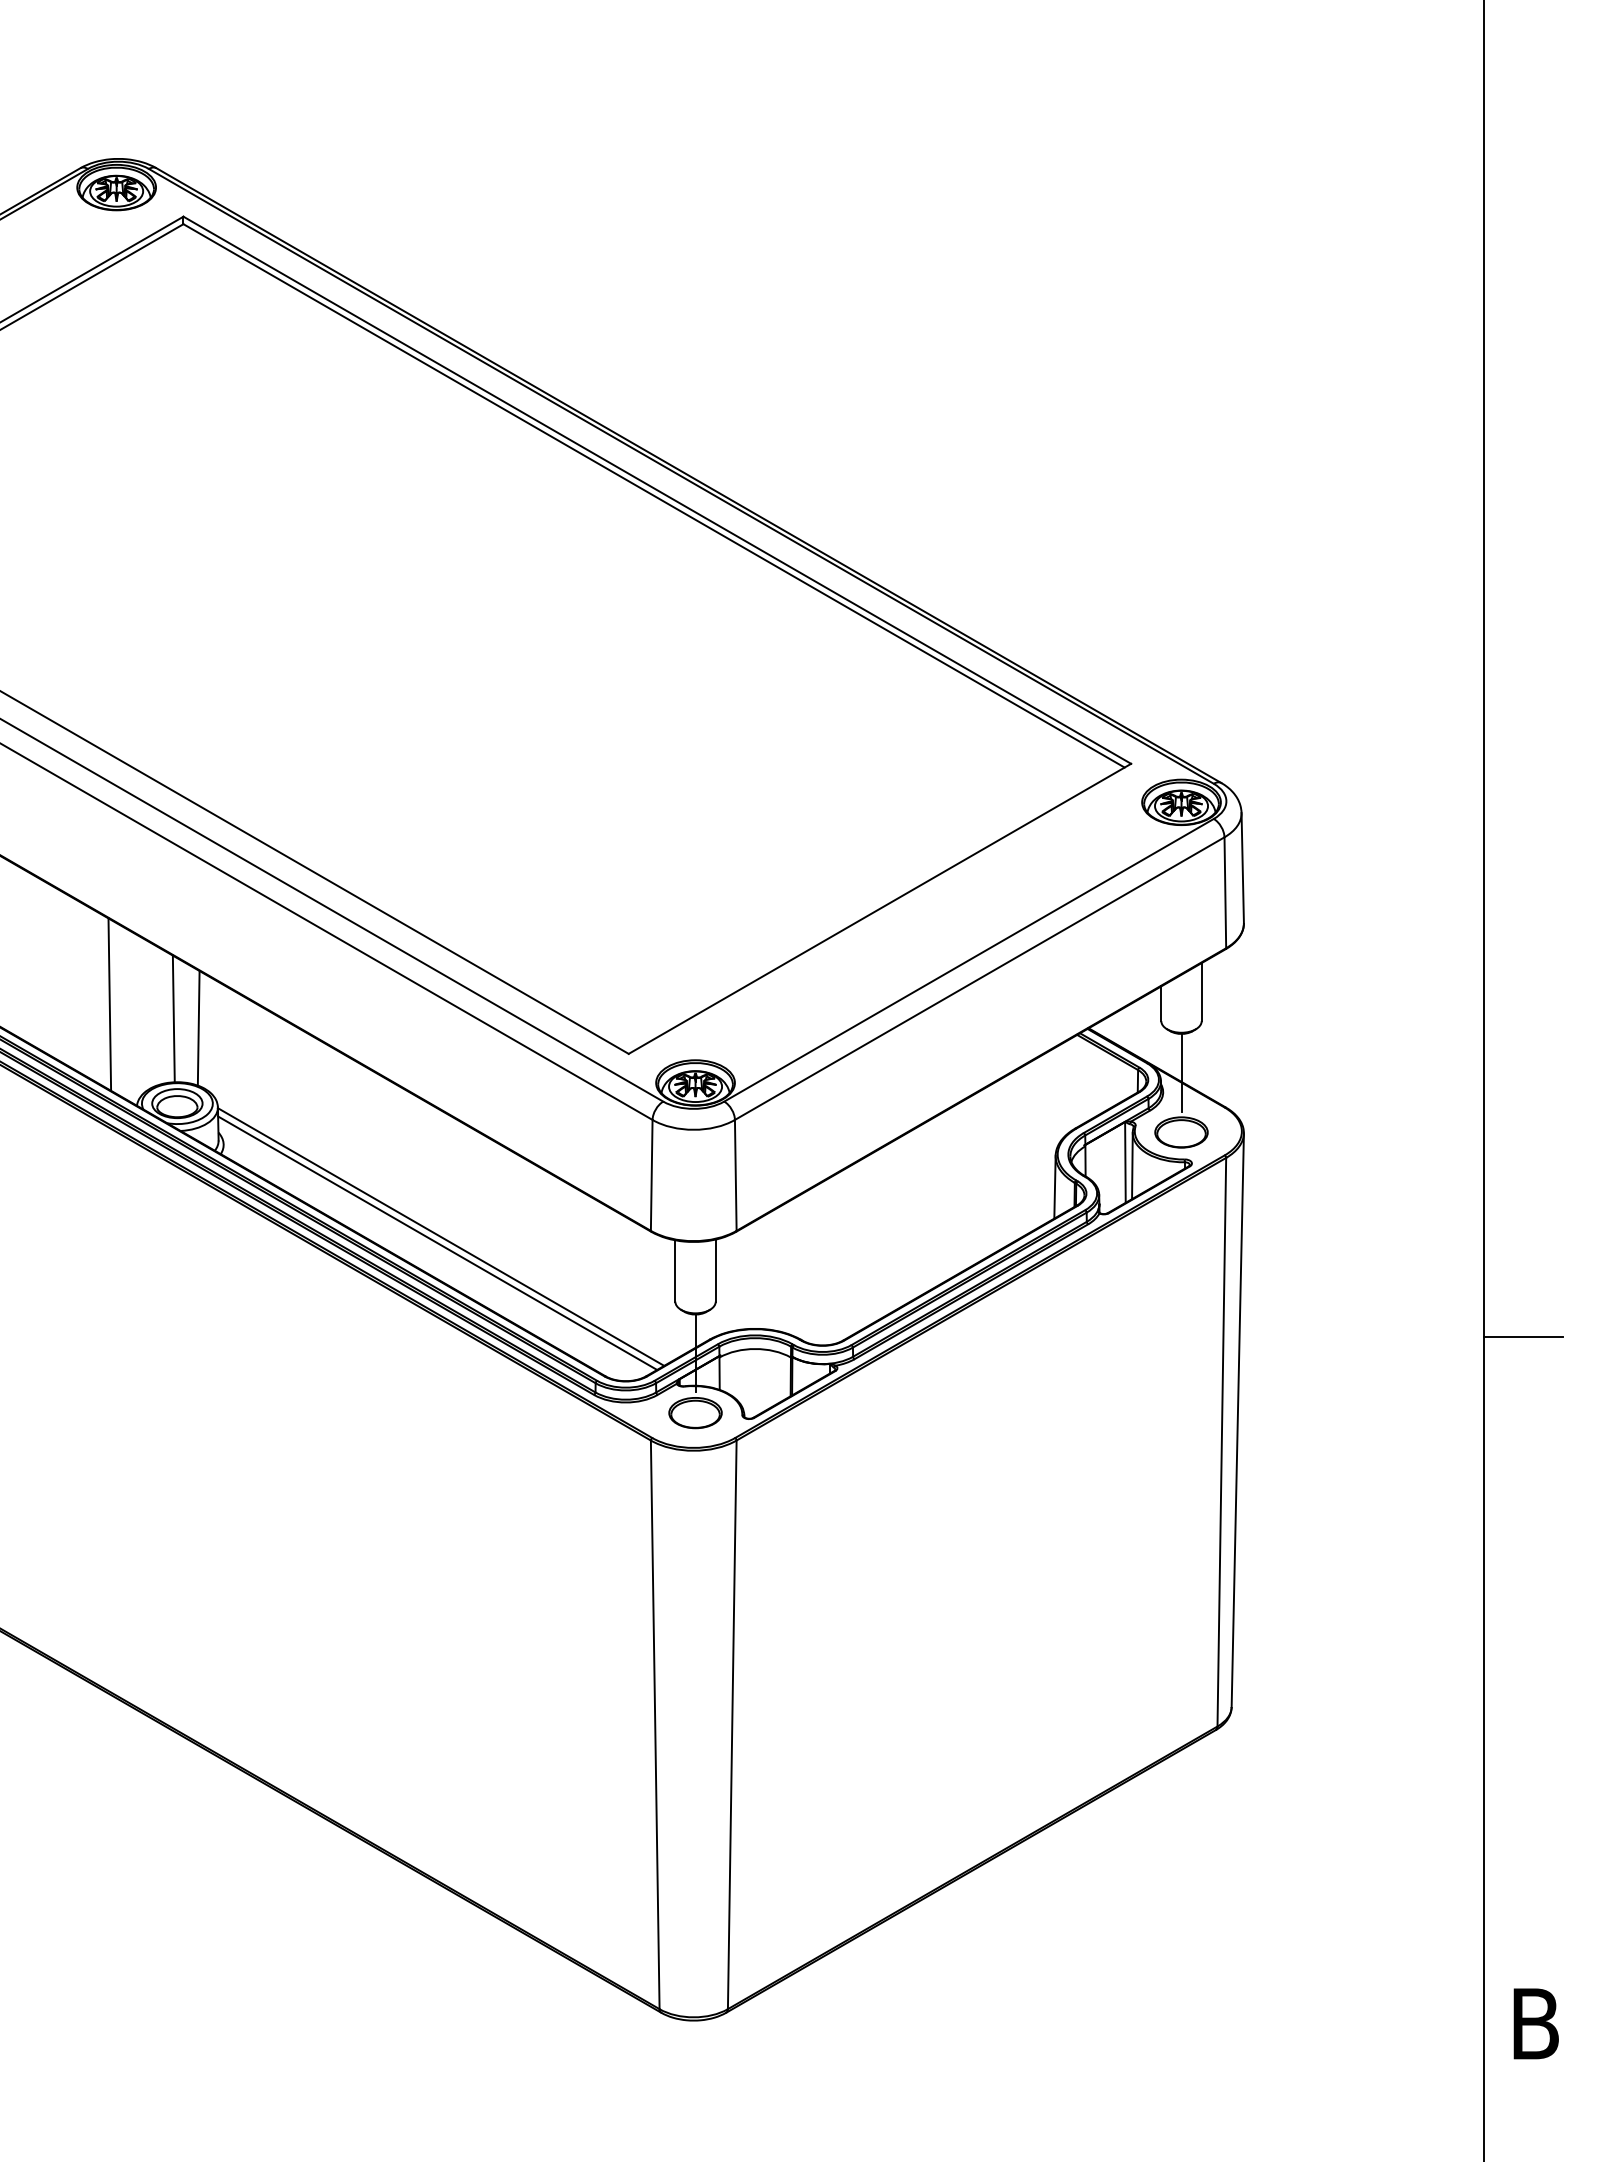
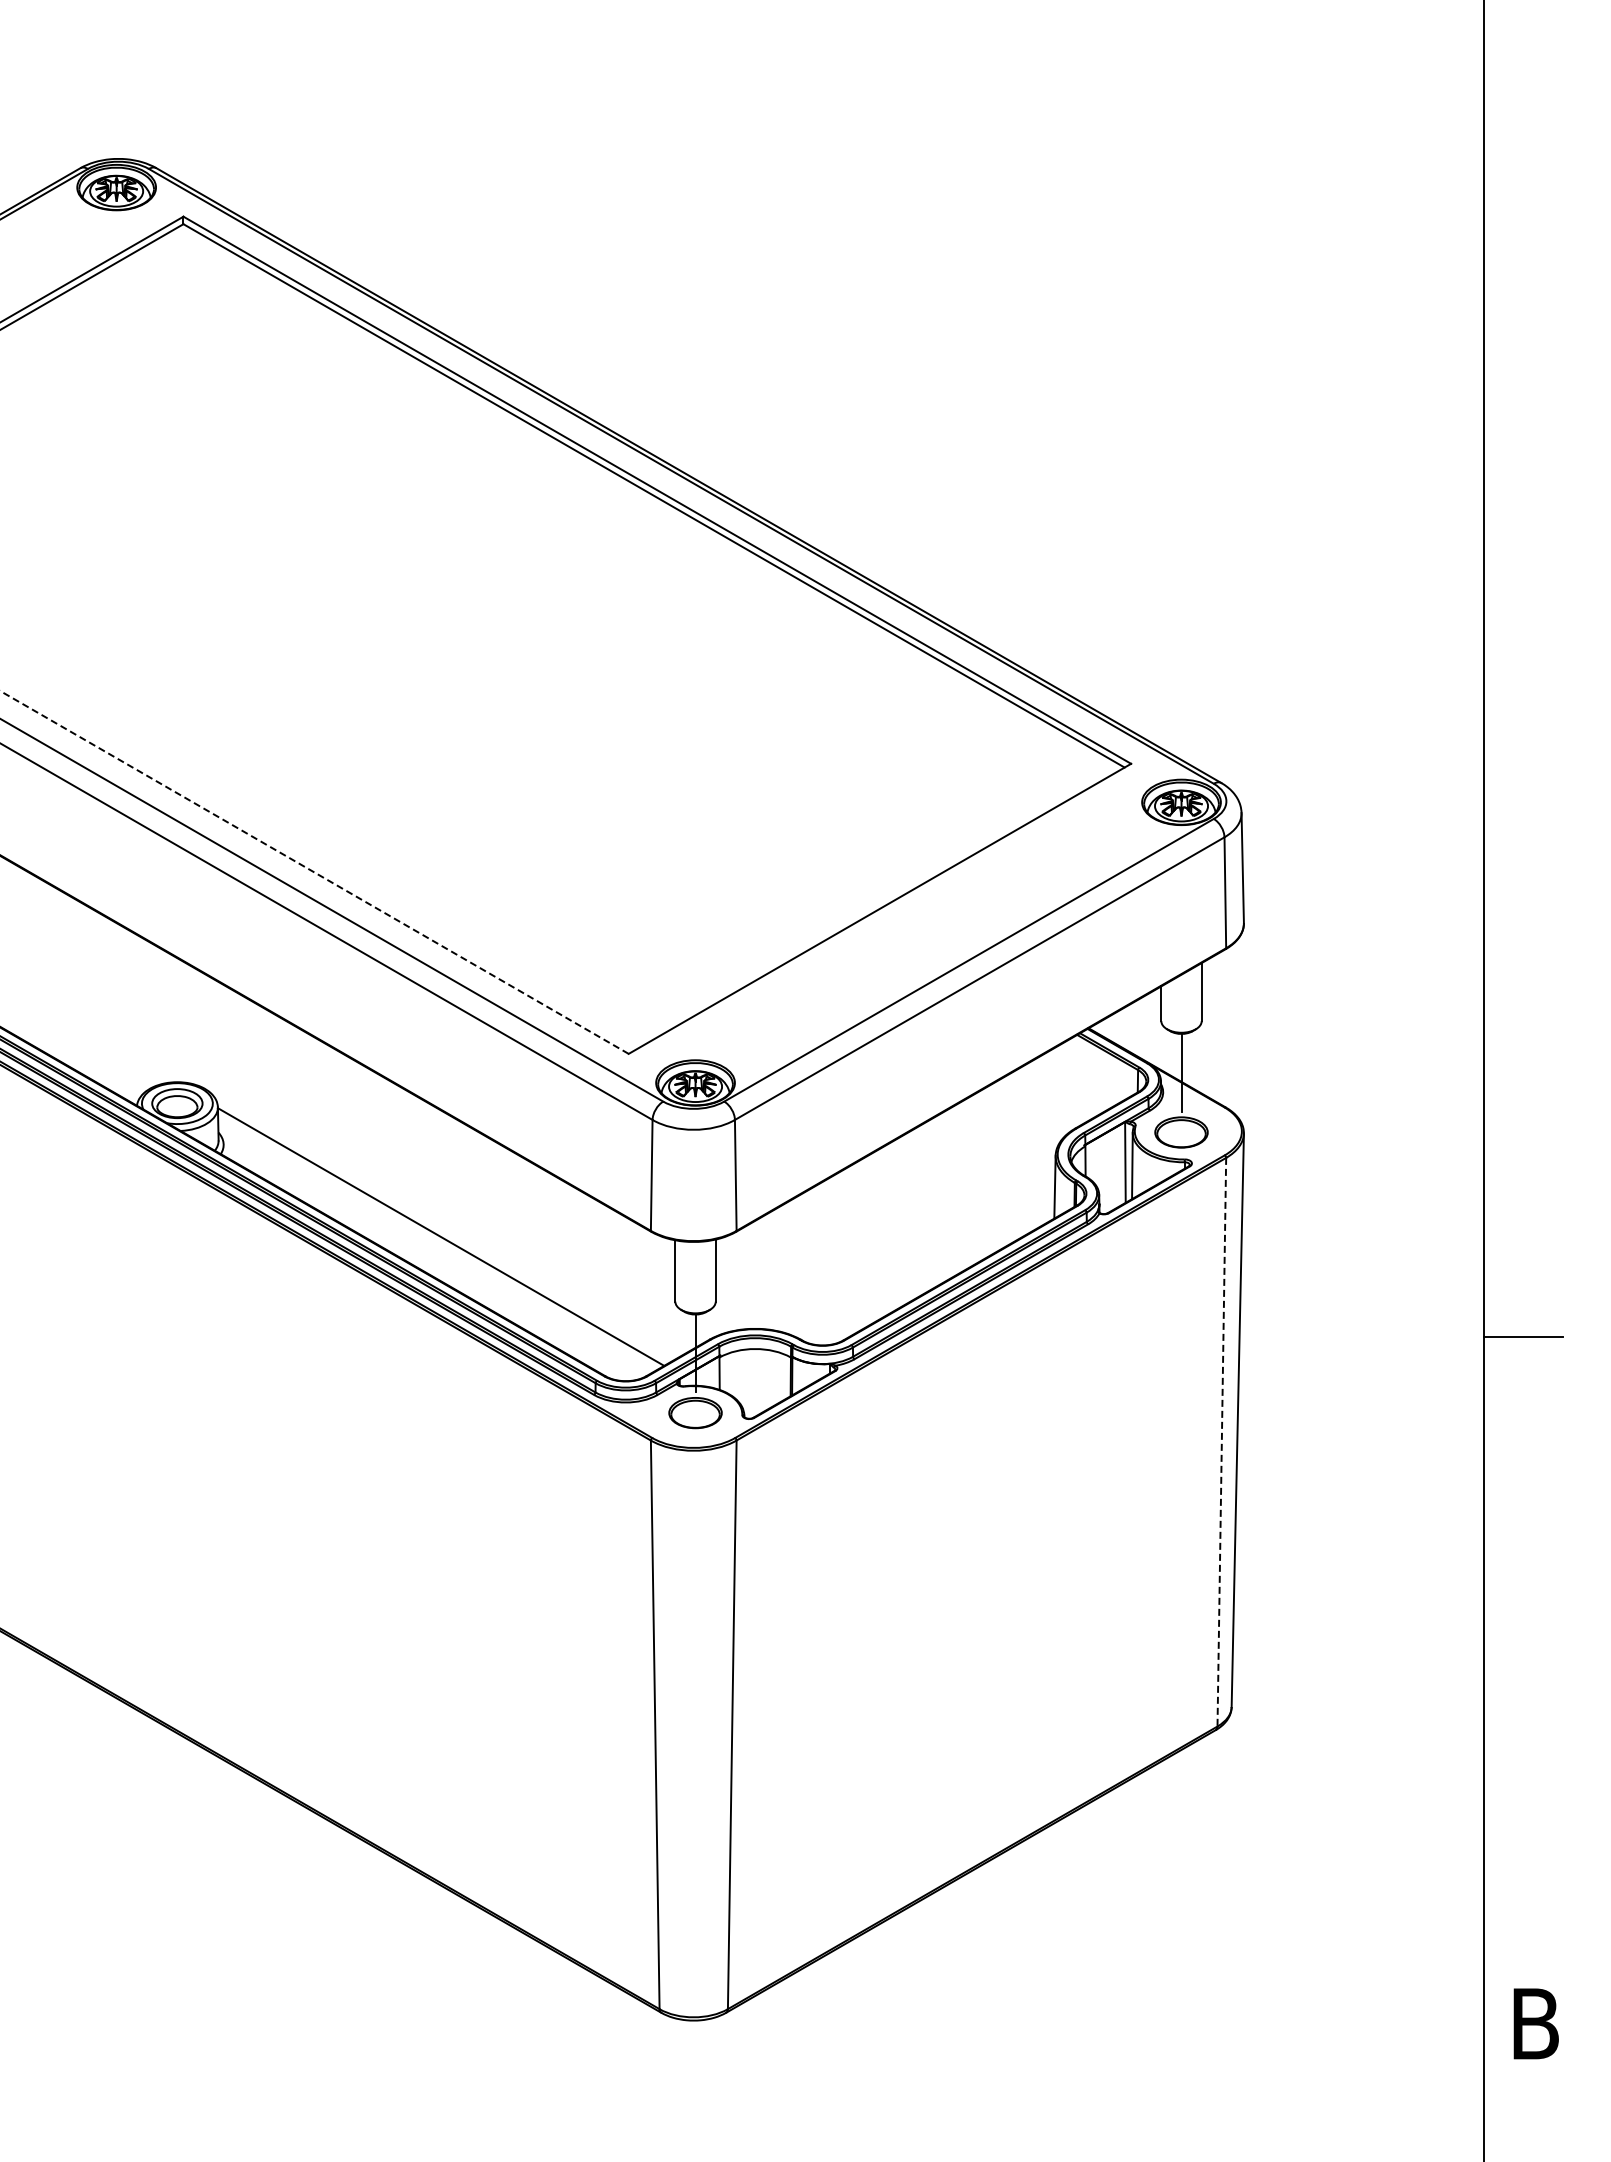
line: solid -> dashed (314, 872)
line: present -> none (109, 1004)
line: present -> none (173, 1018)
line: present -> none (198, 1028)
line: present -> none (437, 1242)
line: solid -> dashed (1221, 1442)
